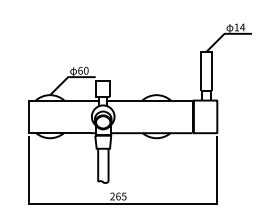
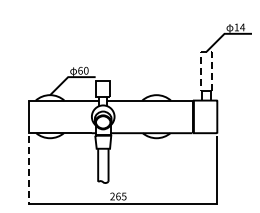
line: solid -> dashed (206, 51)
line: solid -> dashed (28, 170)
